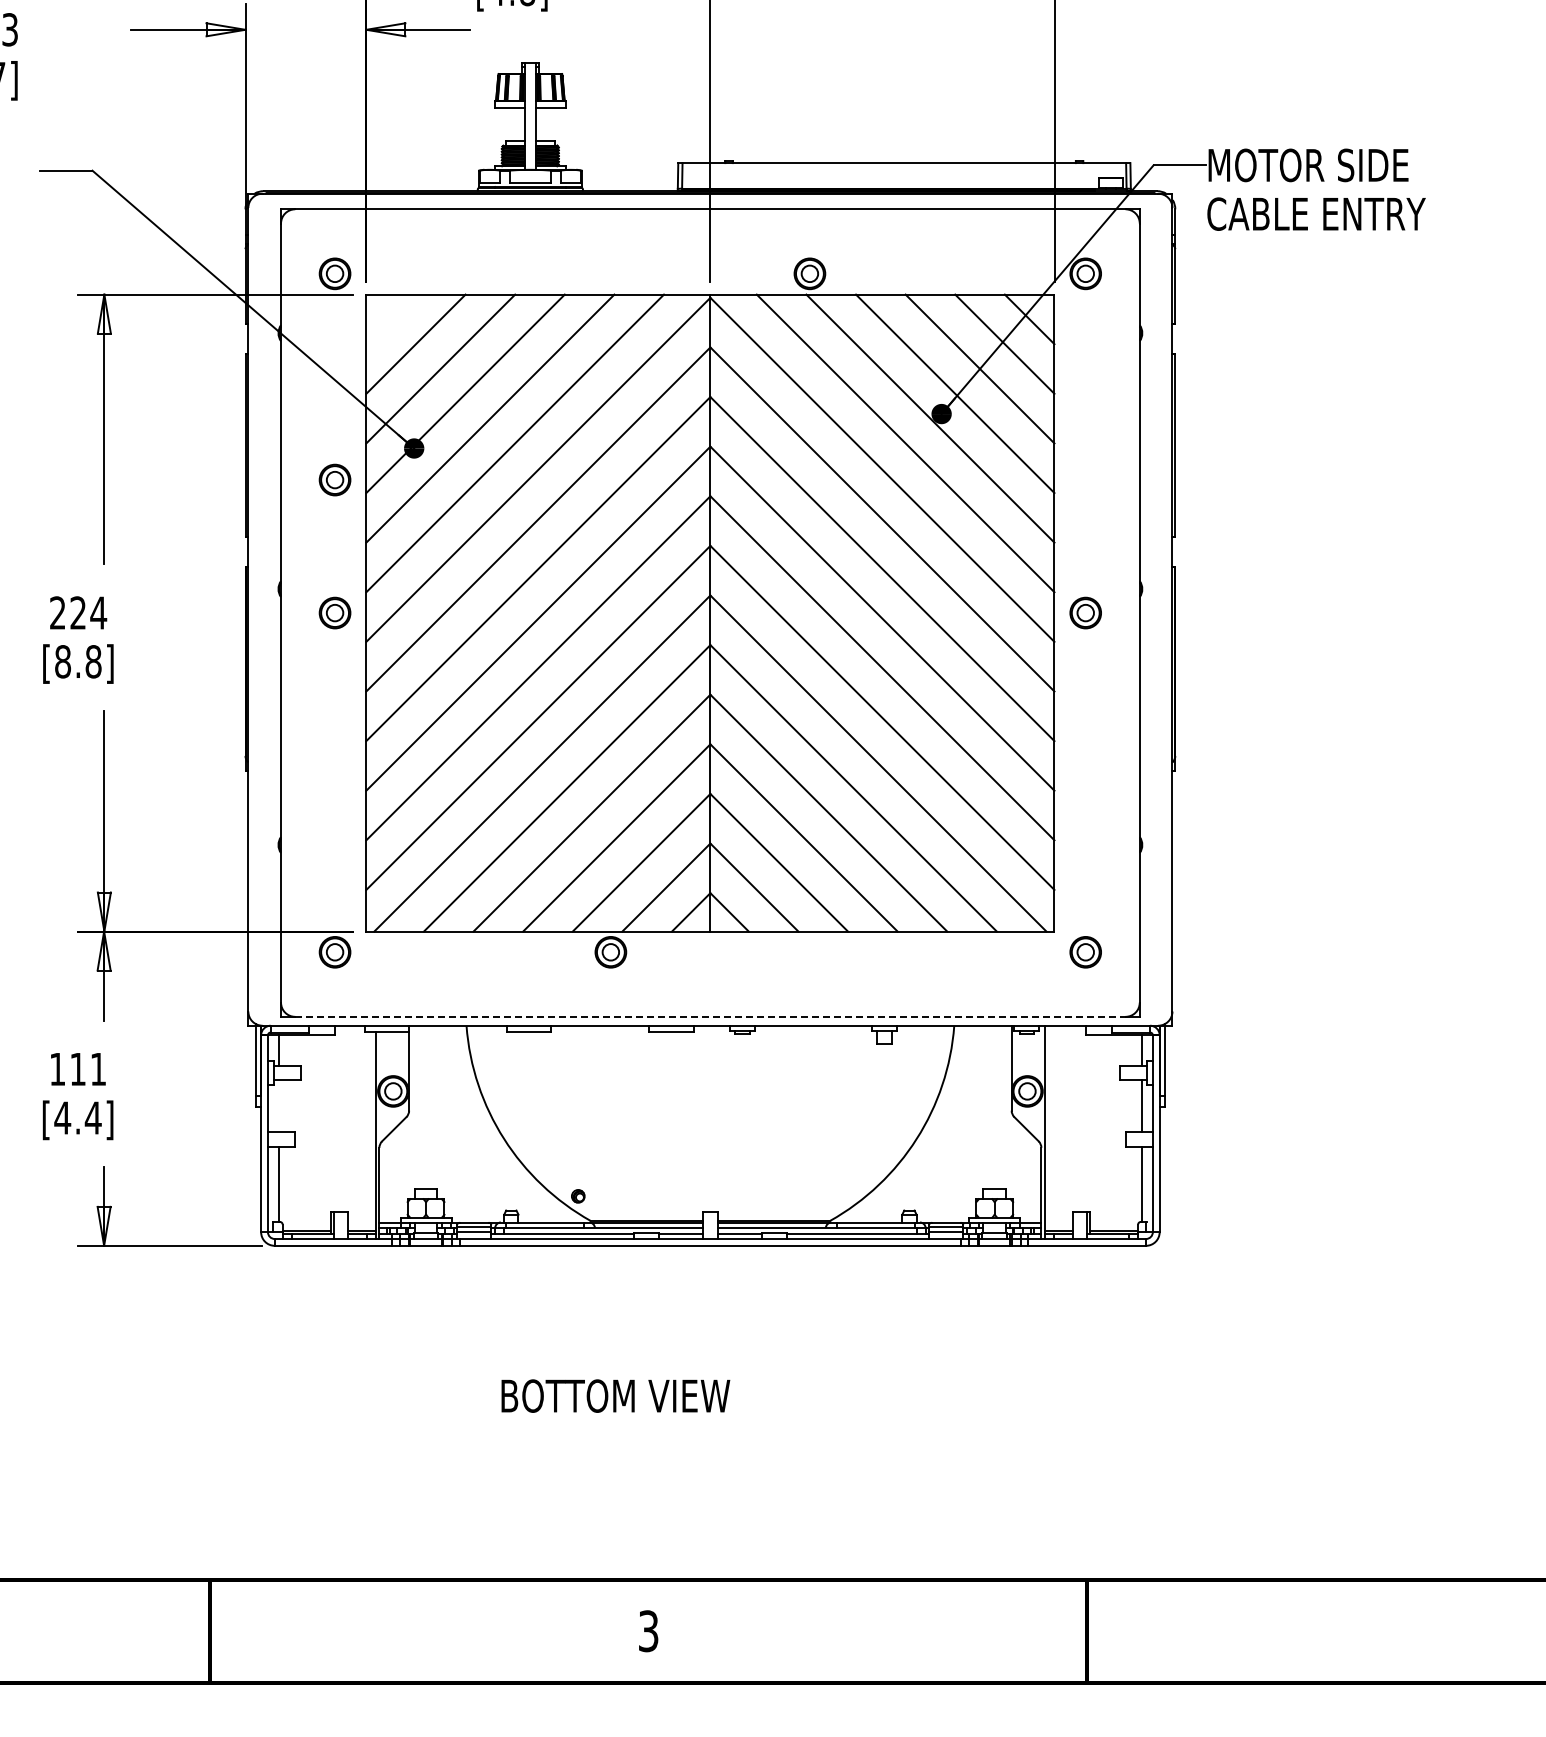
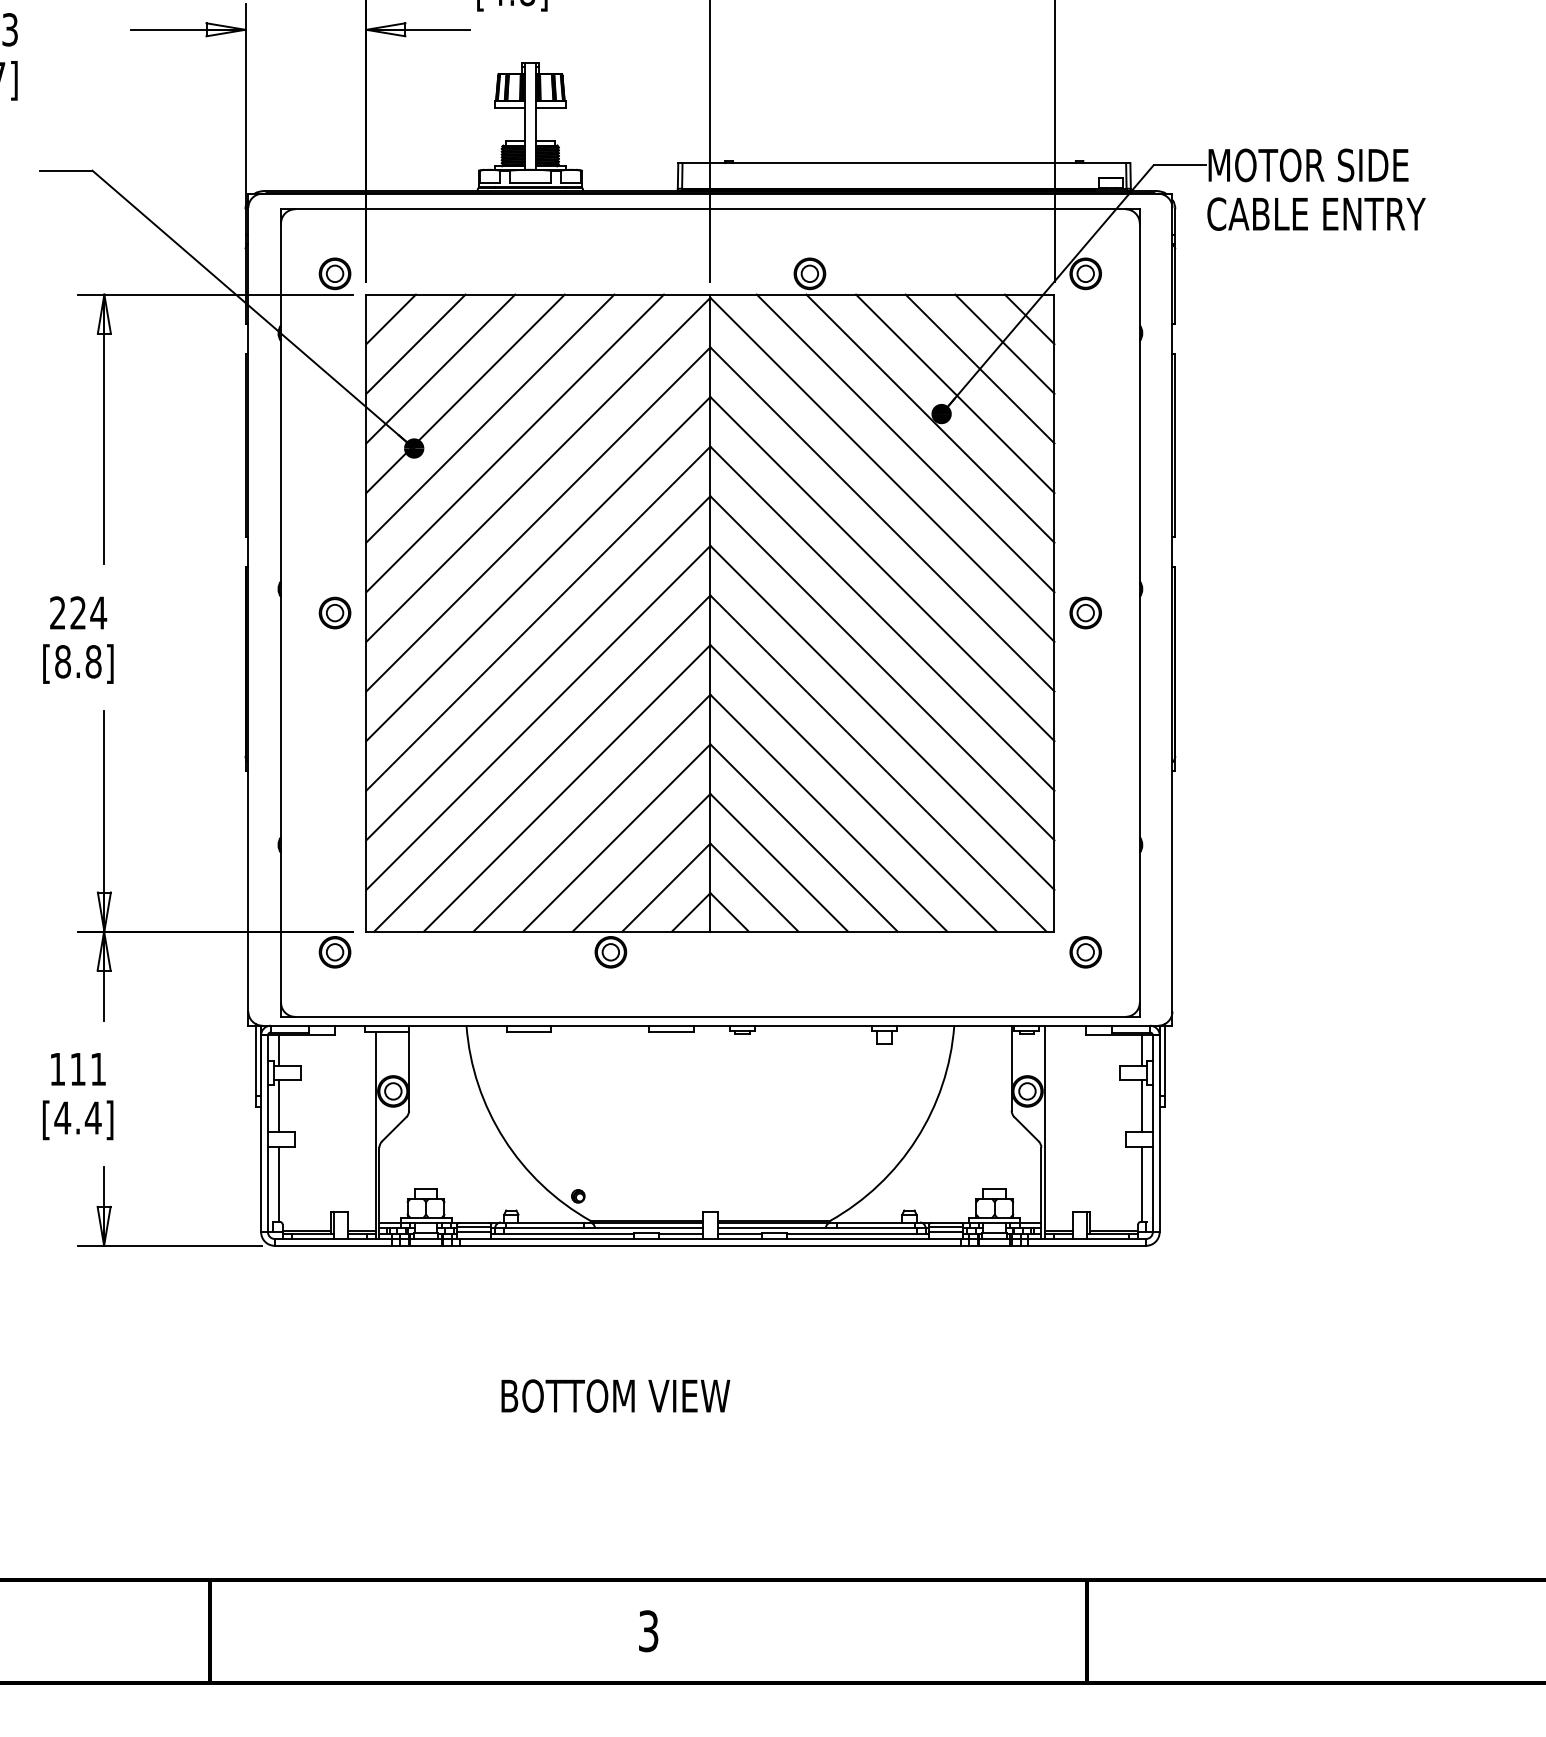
line: none -> present (390, 319)
part: present -> none (334, 479)
line: dashed -> solid (710, 1016)
line: none -> present (278, 1106)
